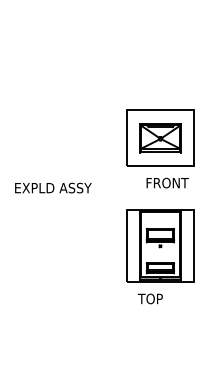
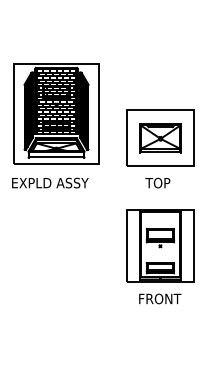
part: none -> present (56, 113)
text: FRONT -> TOP (166, 182)
text position: (53, 187) -> (50, 182) (50, 182)
text: TOP -> FRONT (159, 298)
